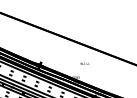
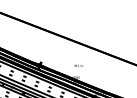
text position: (84, 63) -> (78, 65) (78, 65)
